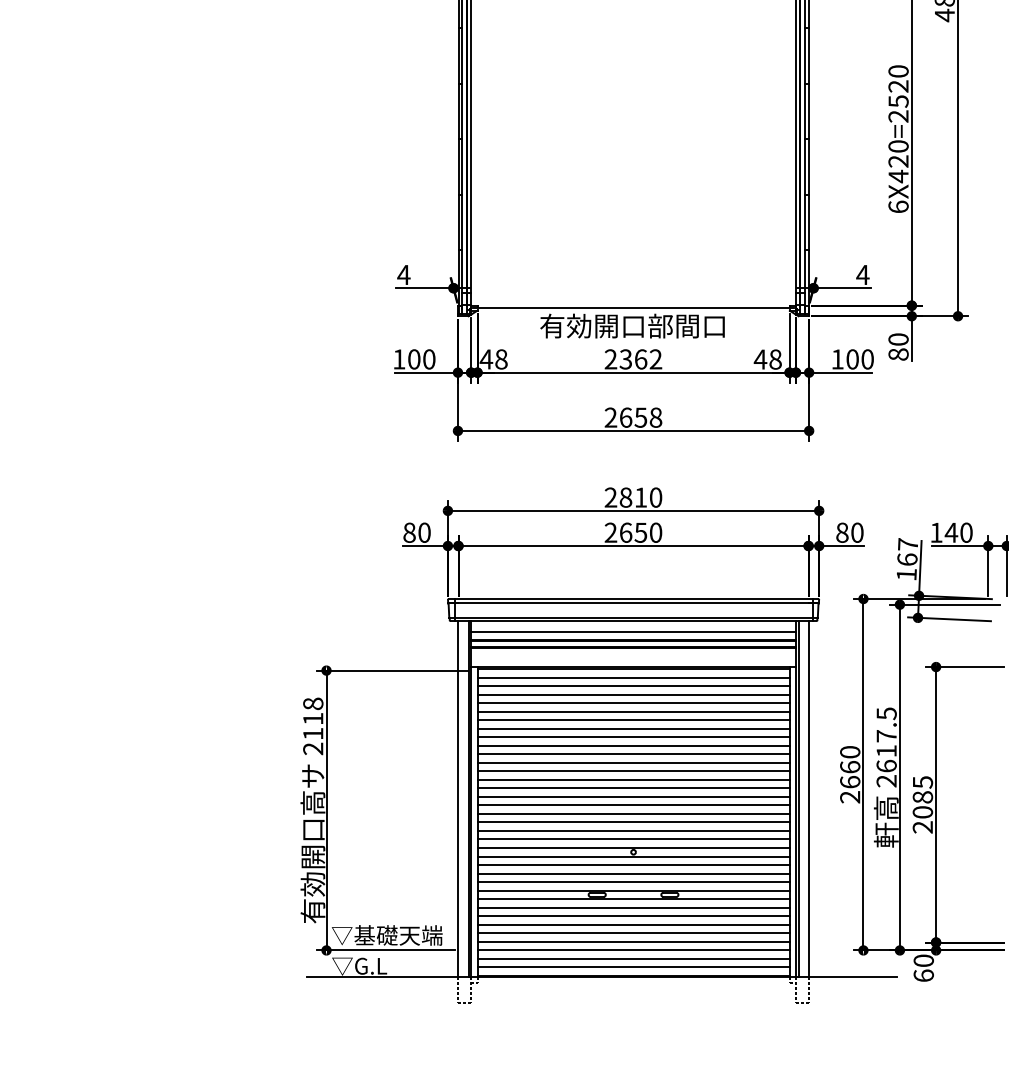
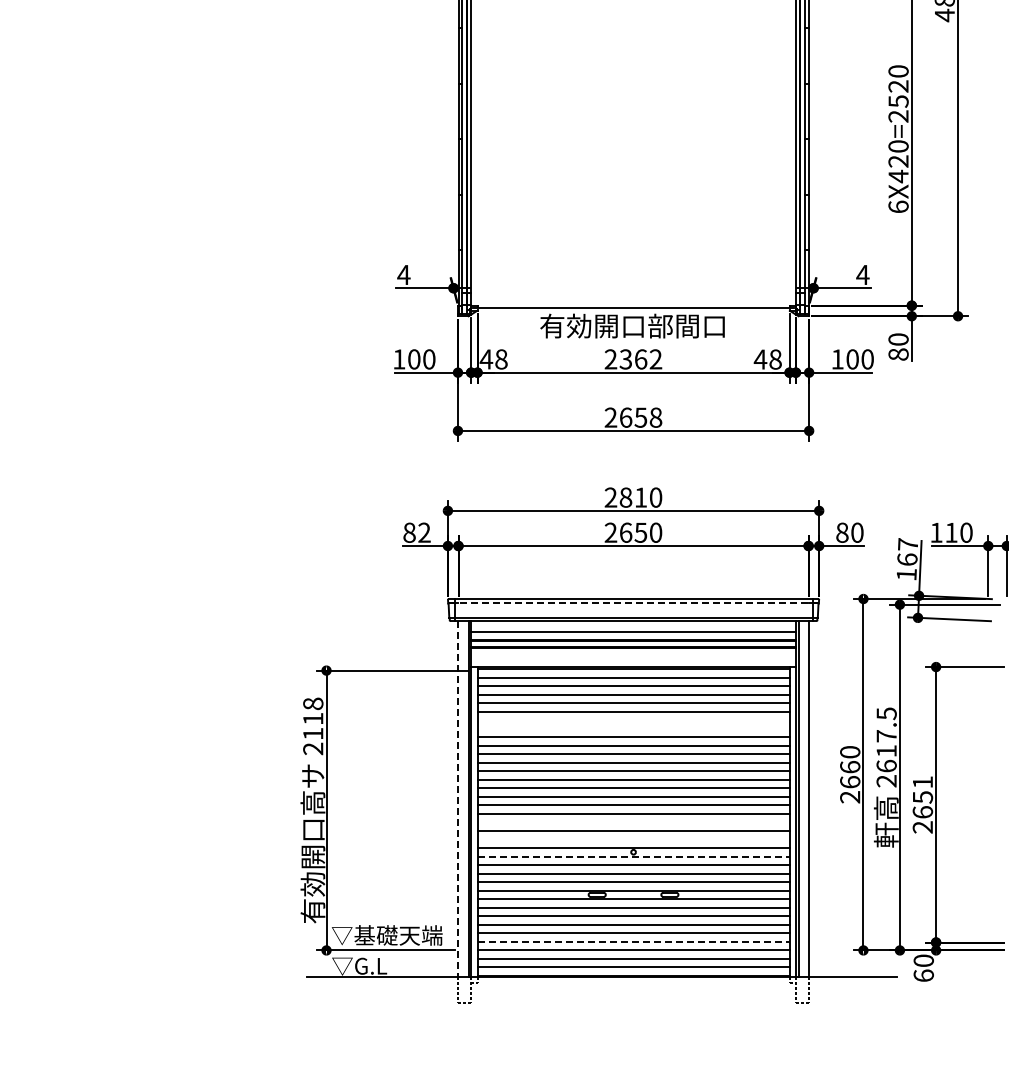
text: 80 -> 82 (424, 532)
text: 140 -> 110 (951, 532)
line: solid -> dashed (633, 603)
line: present -> none (633, 720)
line: present -> none (633, 728)
text: 2085 -> 2651 (922, 797)
line: solid -> dashed (457, 798)
line: present -> none (633, 822)
line: present -> none (633, 839)
line: solid -> dashed (634, 856)
line: solid -> dashed (634, 941)
